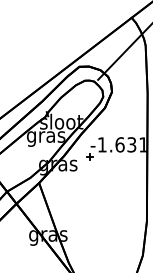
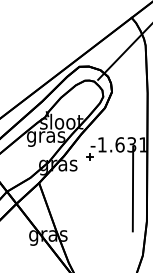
line: none -> present (132, 188)
